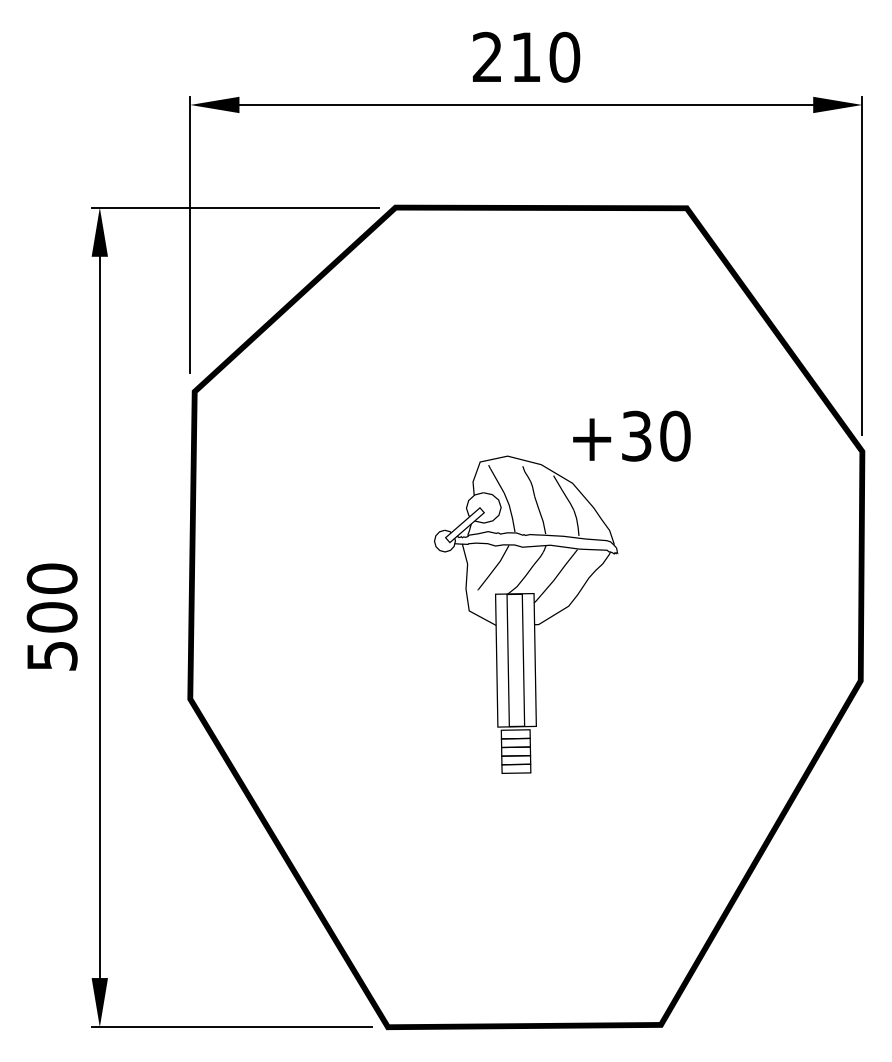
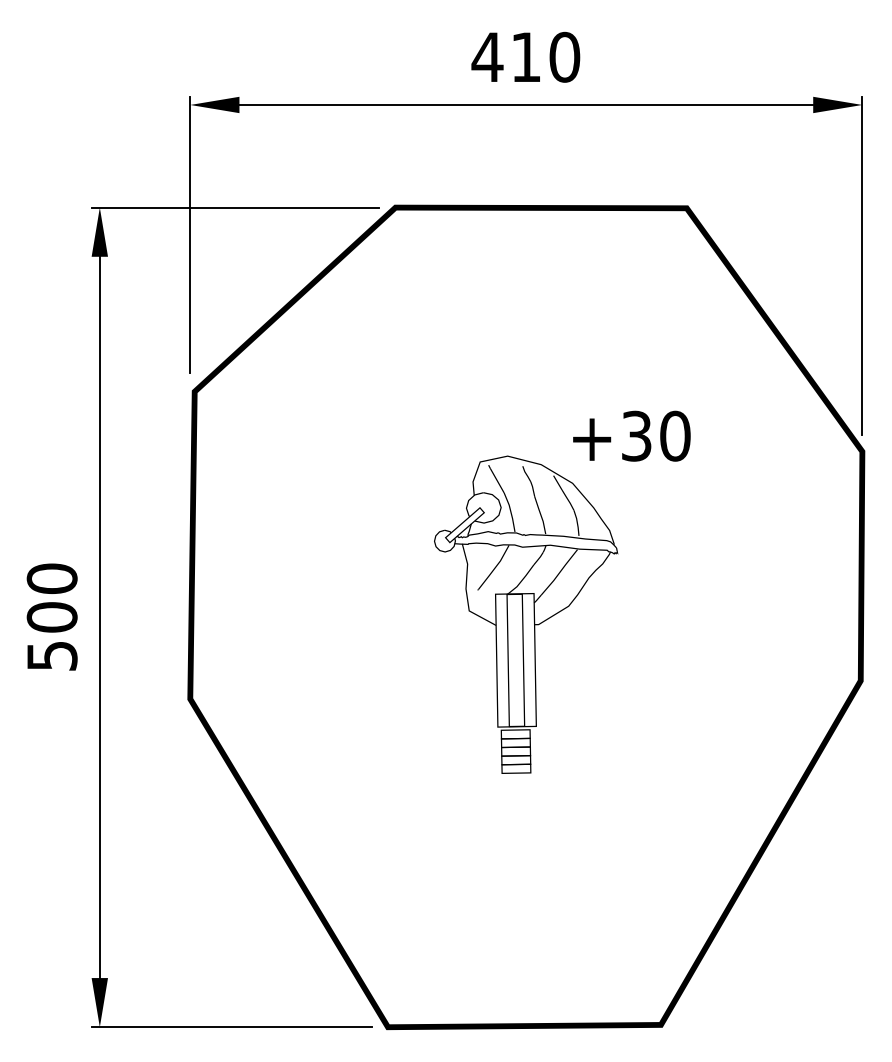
text: 210 -> 410 (487, 56)
